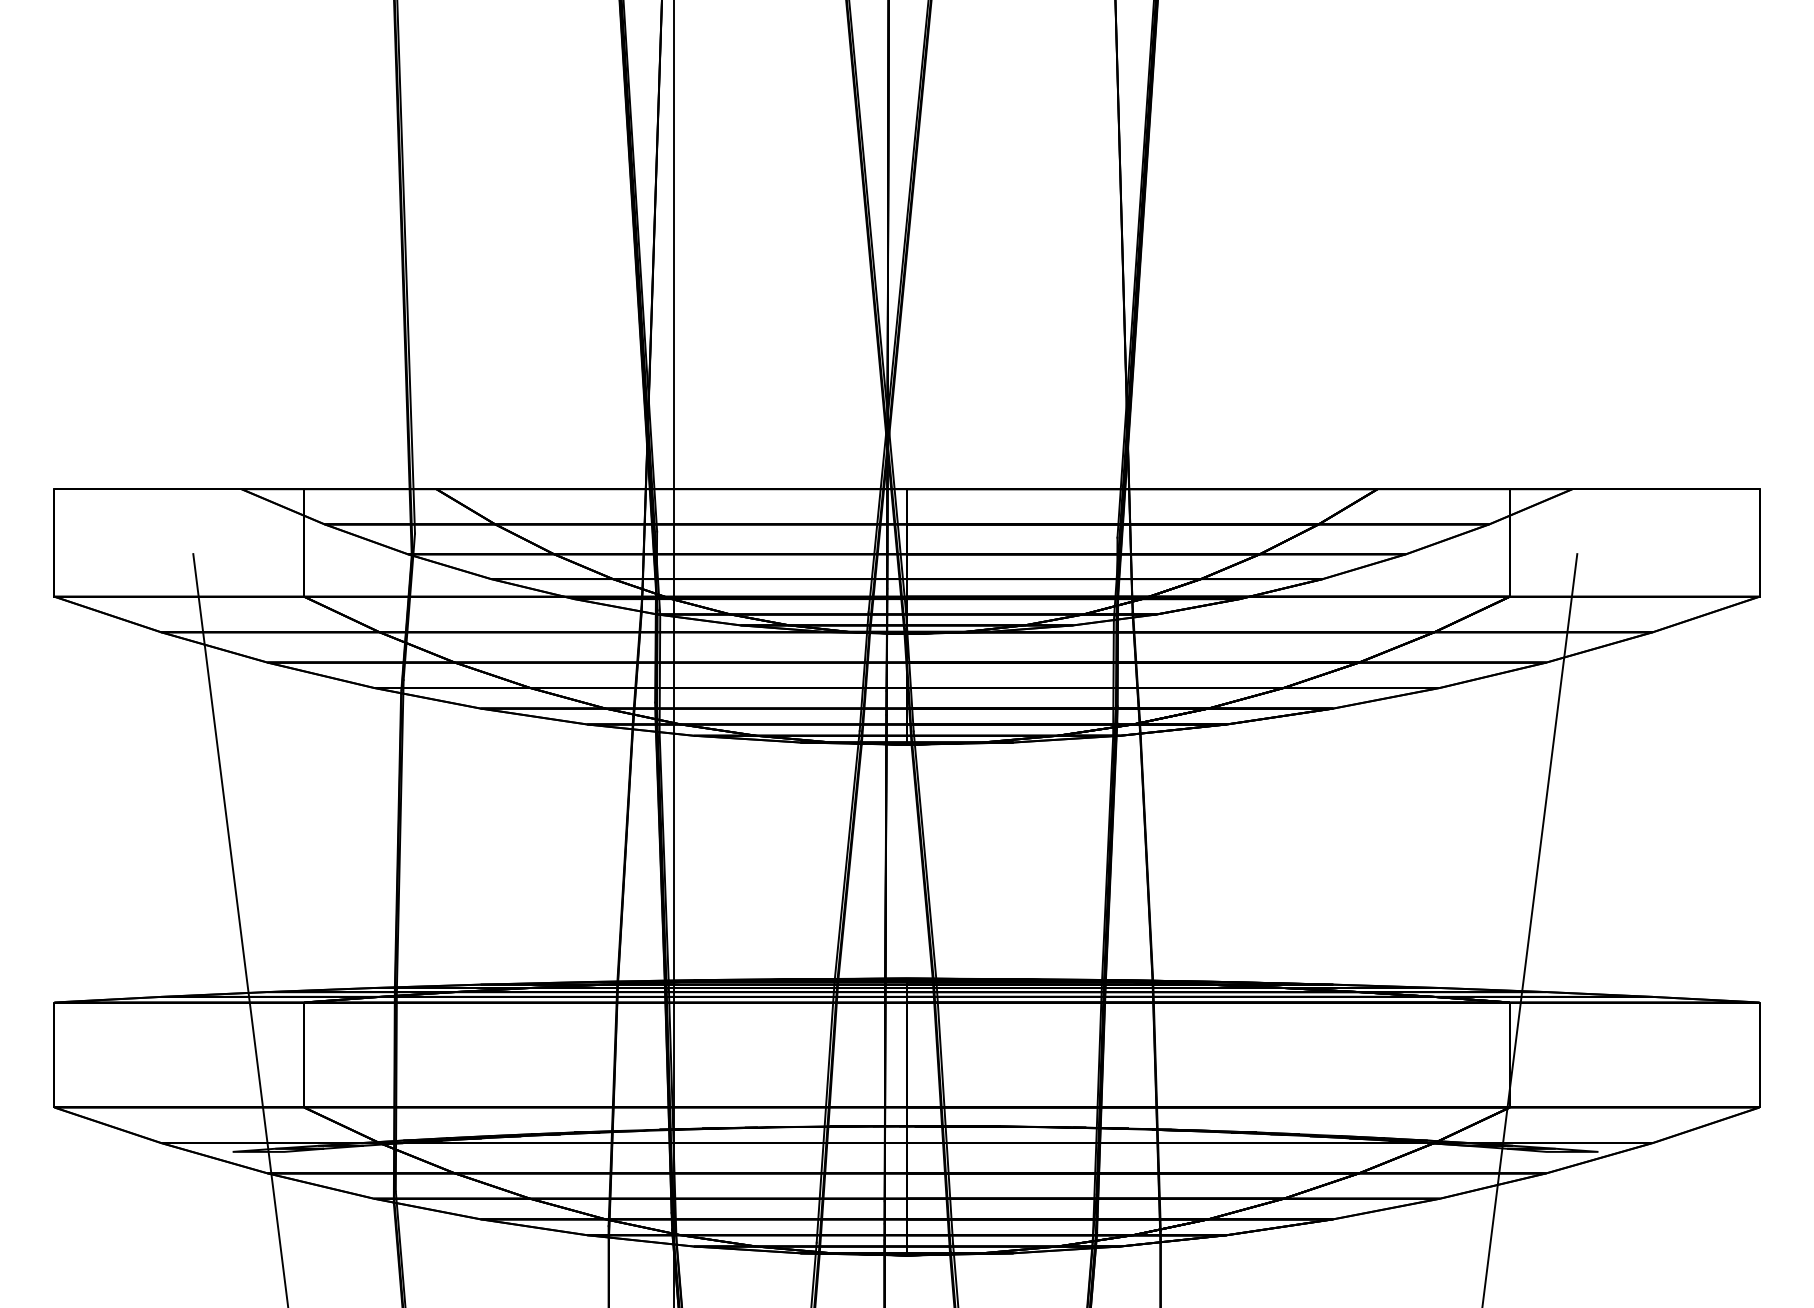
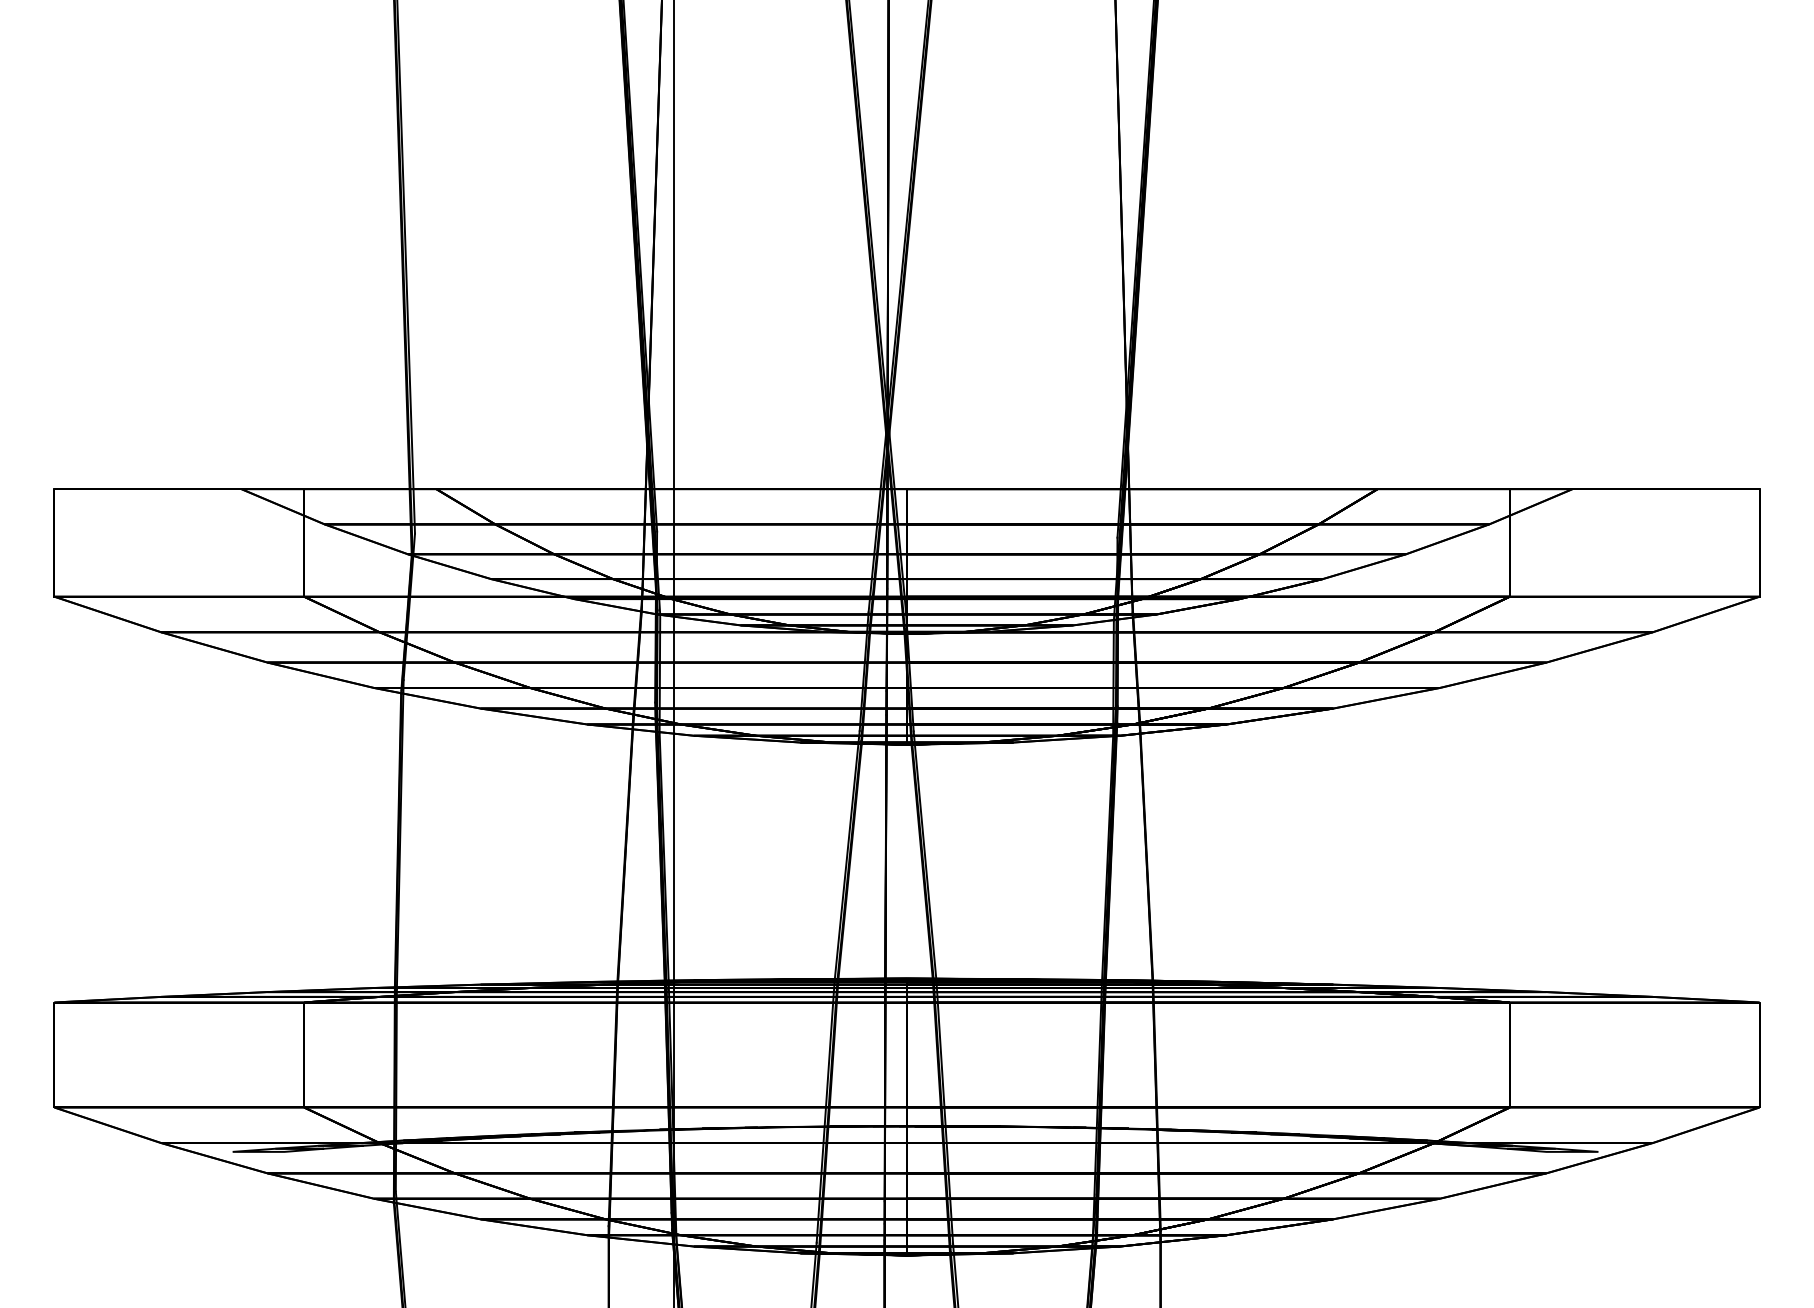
line: present -> none (240, 929)
line: present -> none (1529, 929)
